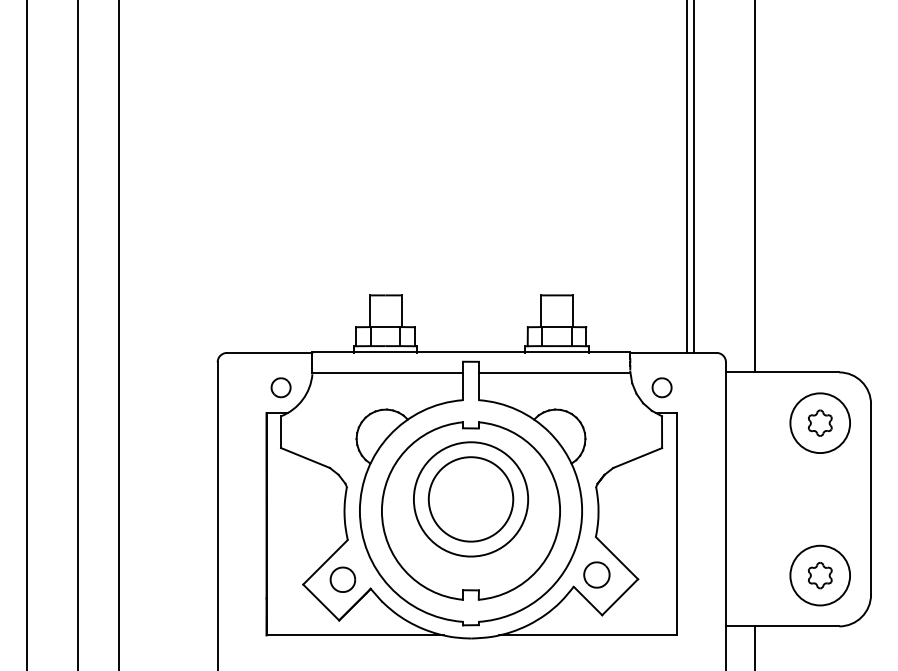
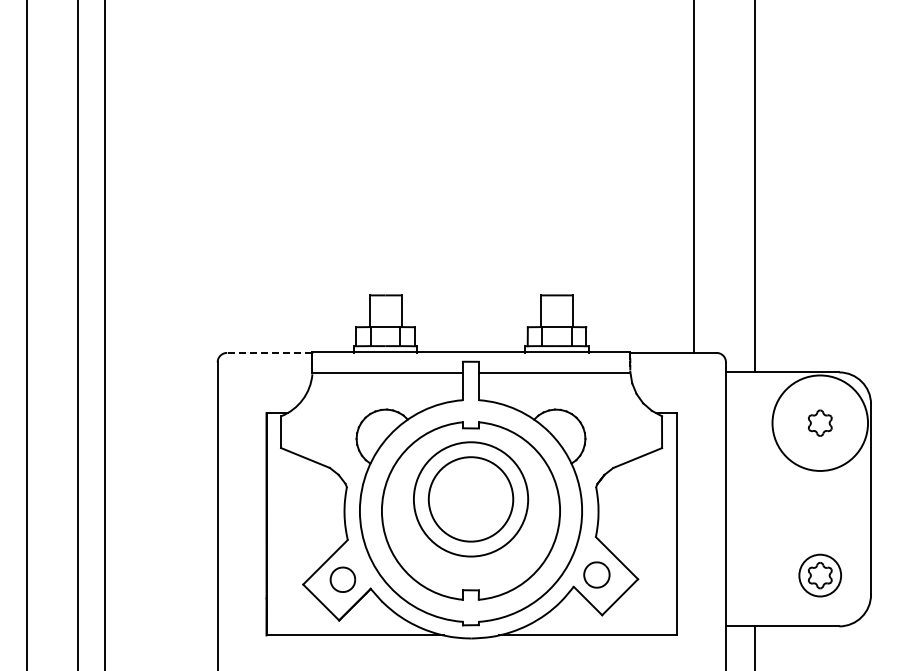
line: present -> none (687, 177)
line position: (118, 334) -> (104, 334) (104, 334)
line: solid -> dashed (269, 352)
part: present -> none (280, 387)
part: present -> none (661, 387)
circle diameter: 60 px -> 95 px (820, 422)
circle diameter: 60 px -> 42 px (820, 575)
